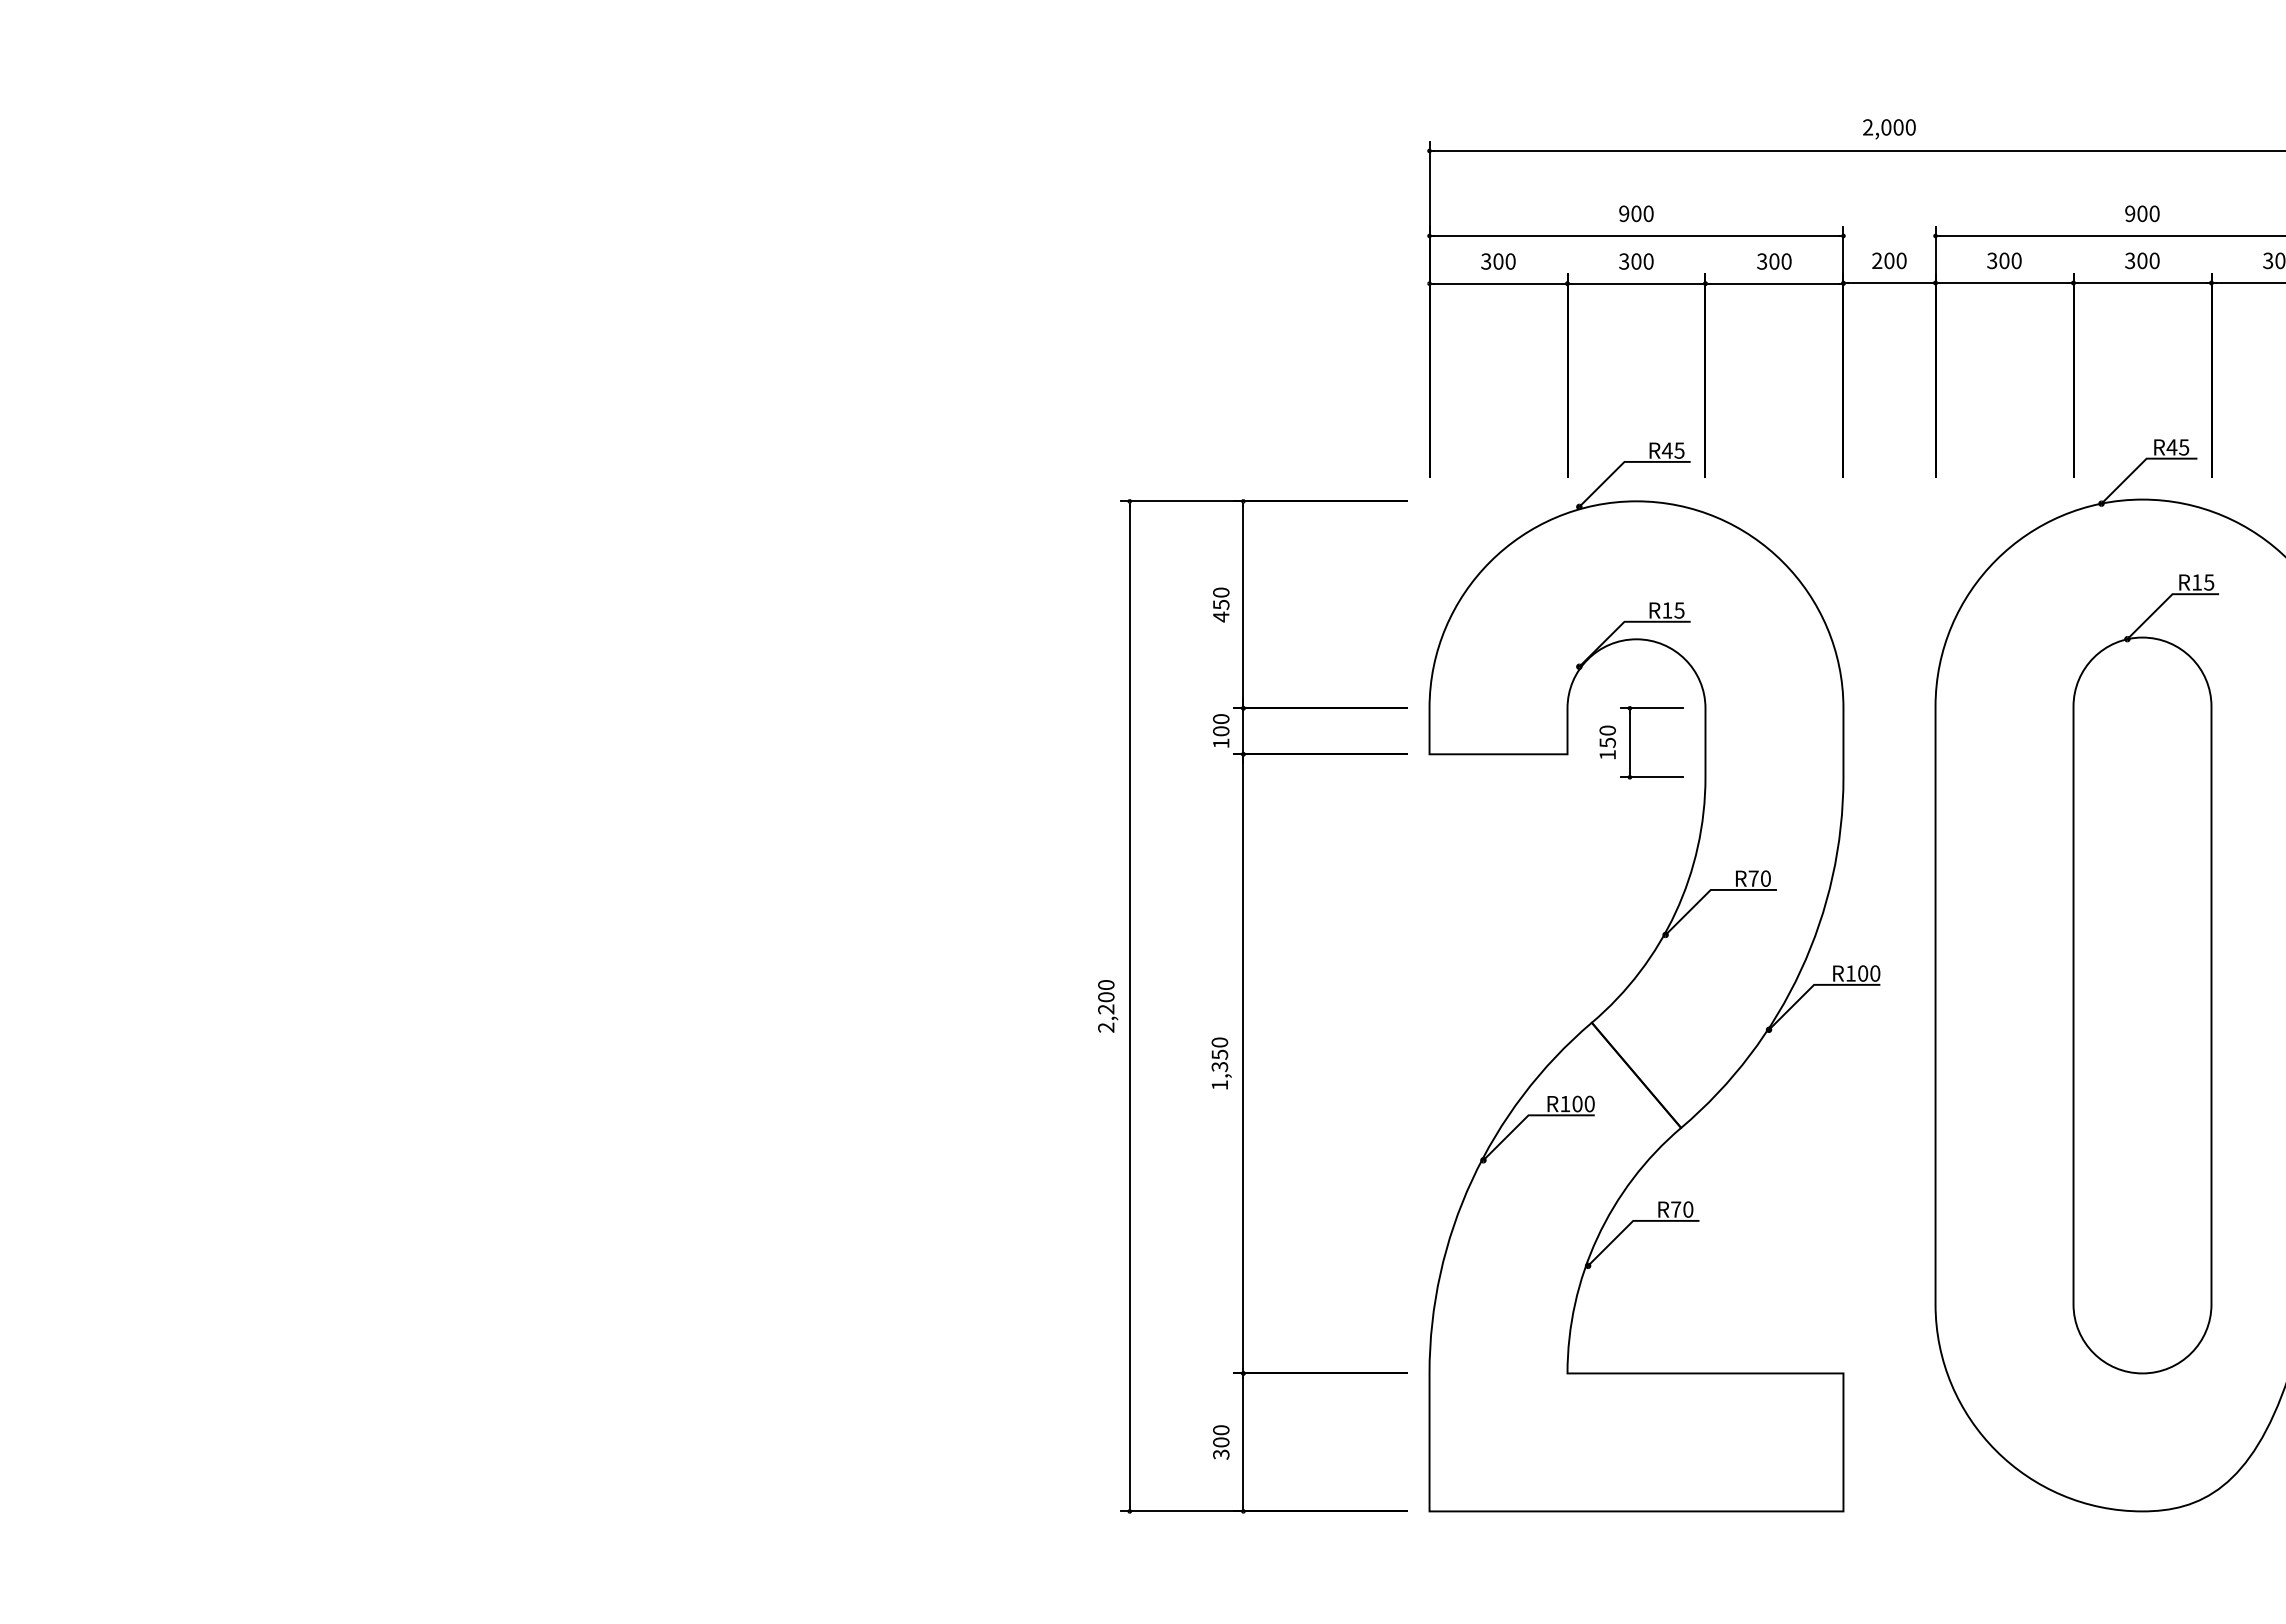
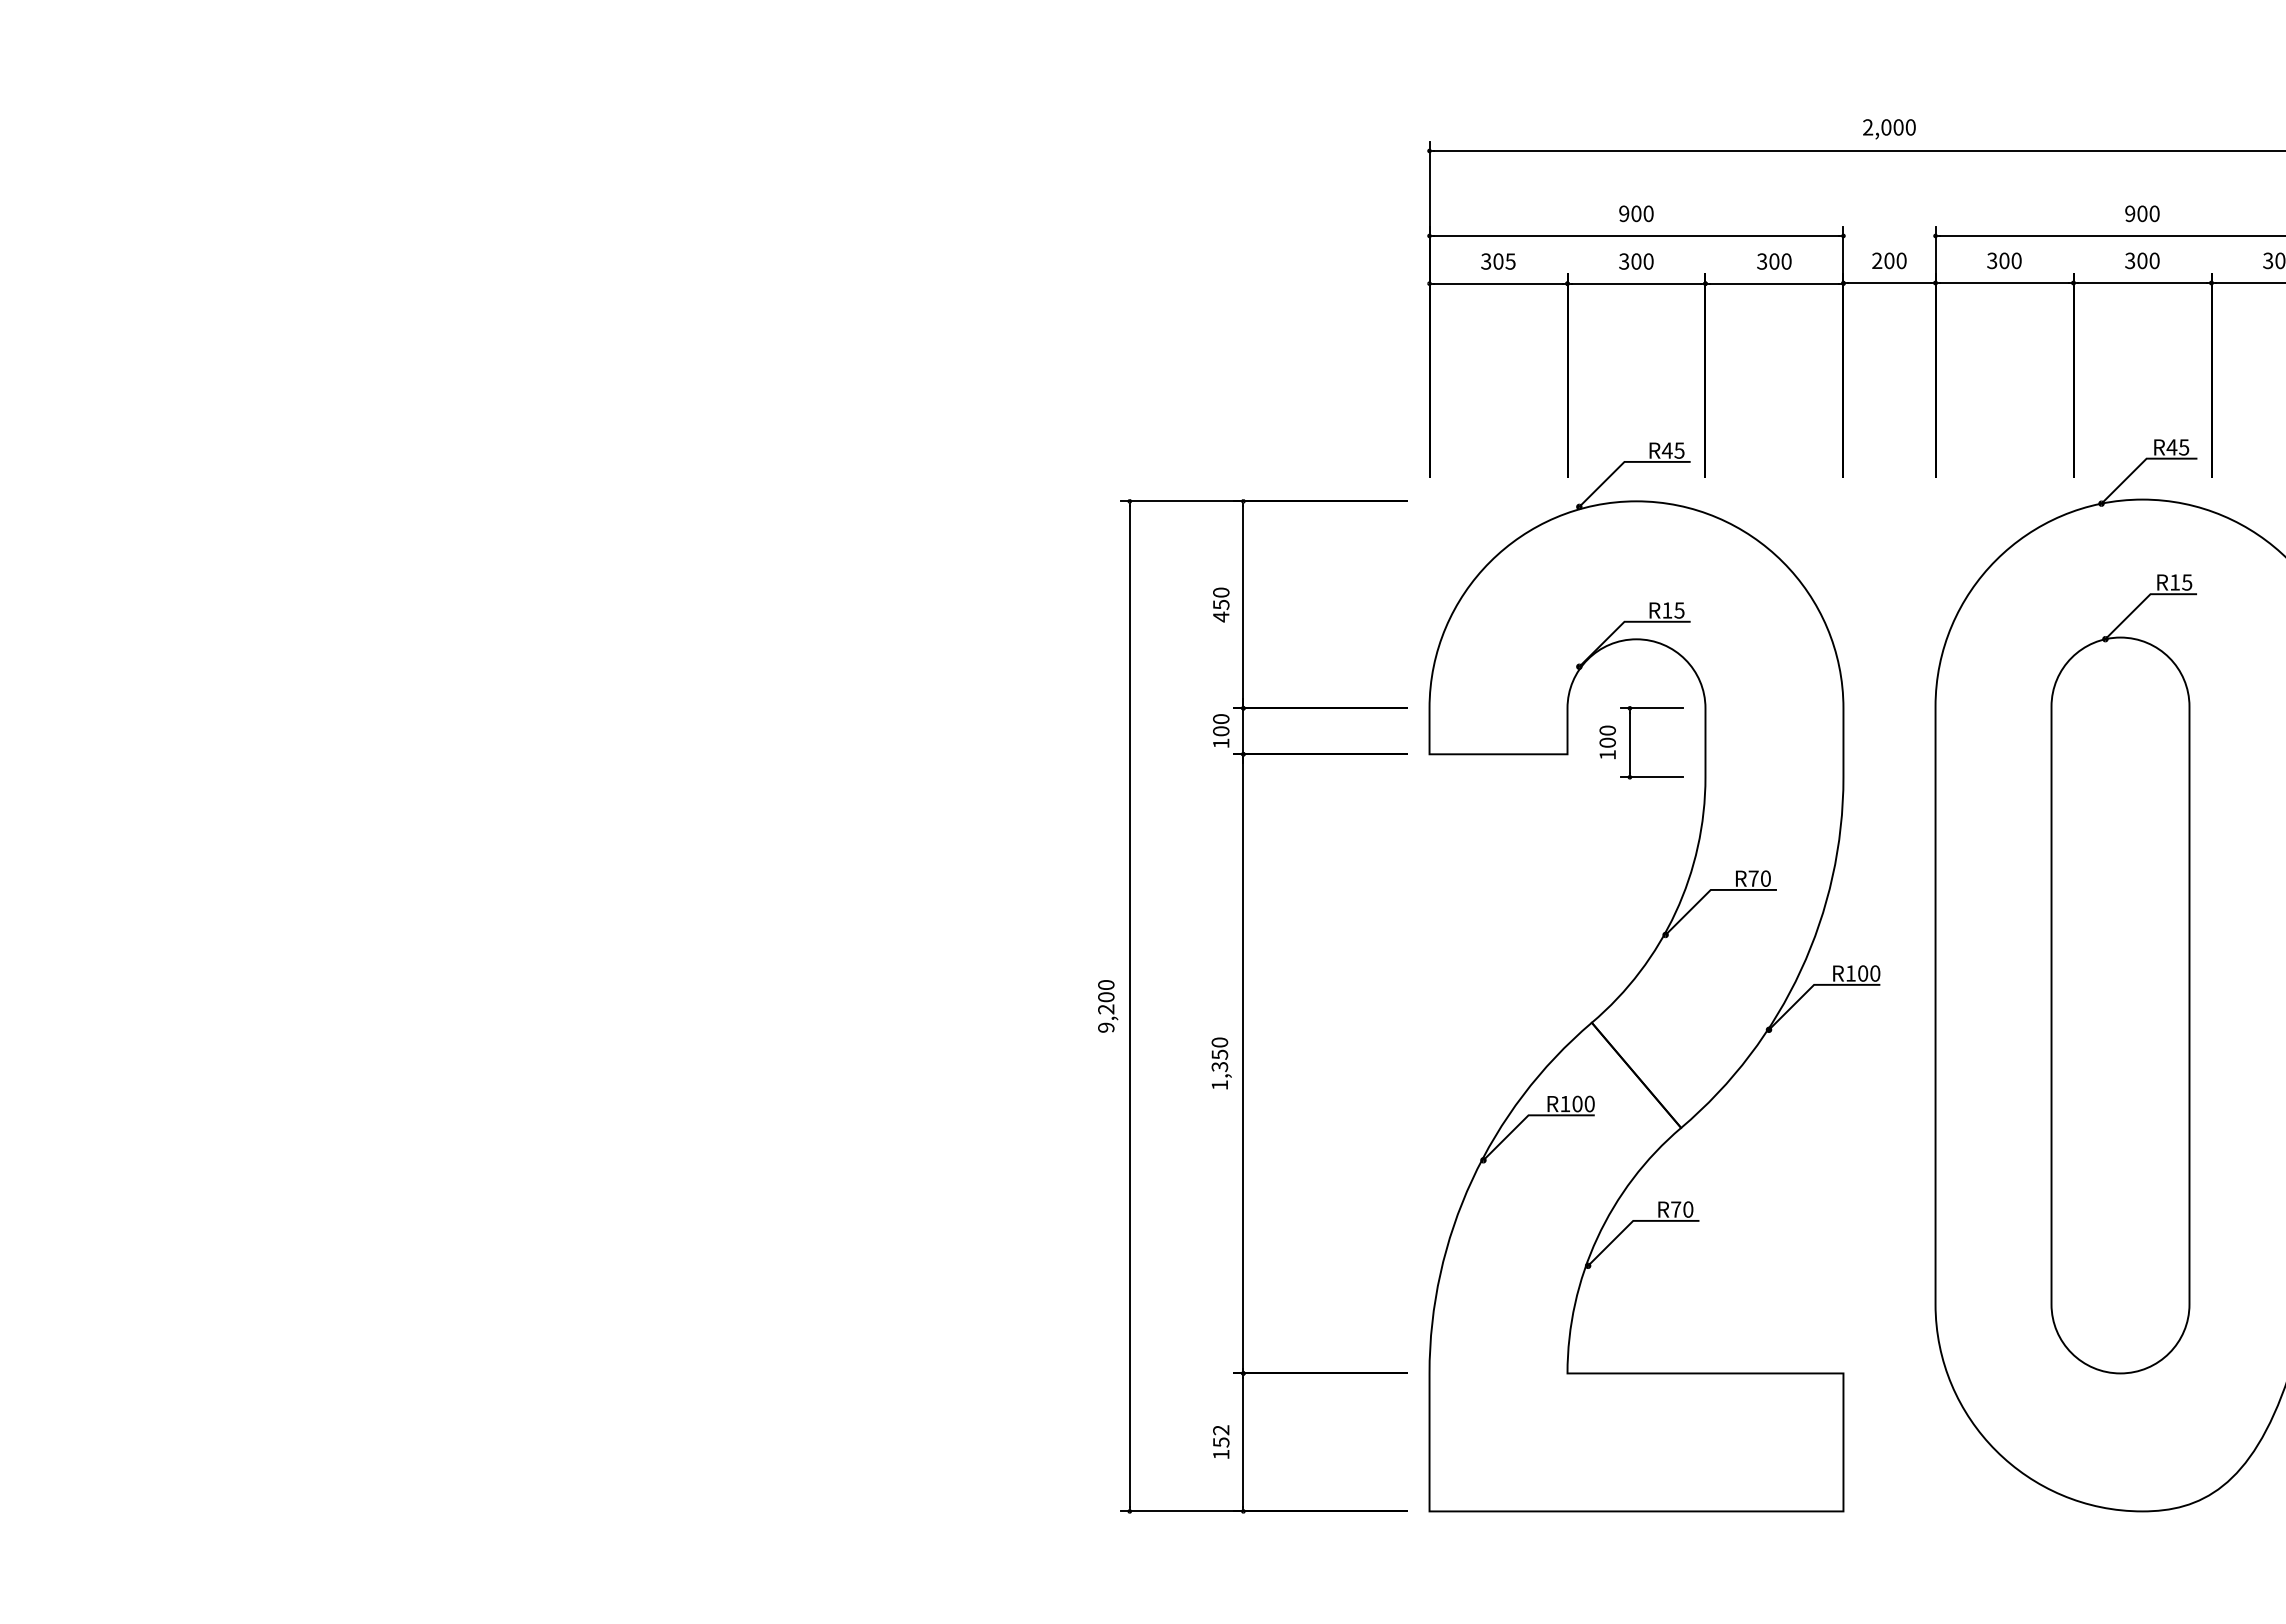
text: 300 -> 305 (1510, 261)
text: 150 -> 100 (1607, 742)
part position: (2145, 974) -> (2123, 974) (2123, 974)
text: 2,200 -> 9,200 (1106, 1027)
text: 300 -> 152 (1221, 1442)
